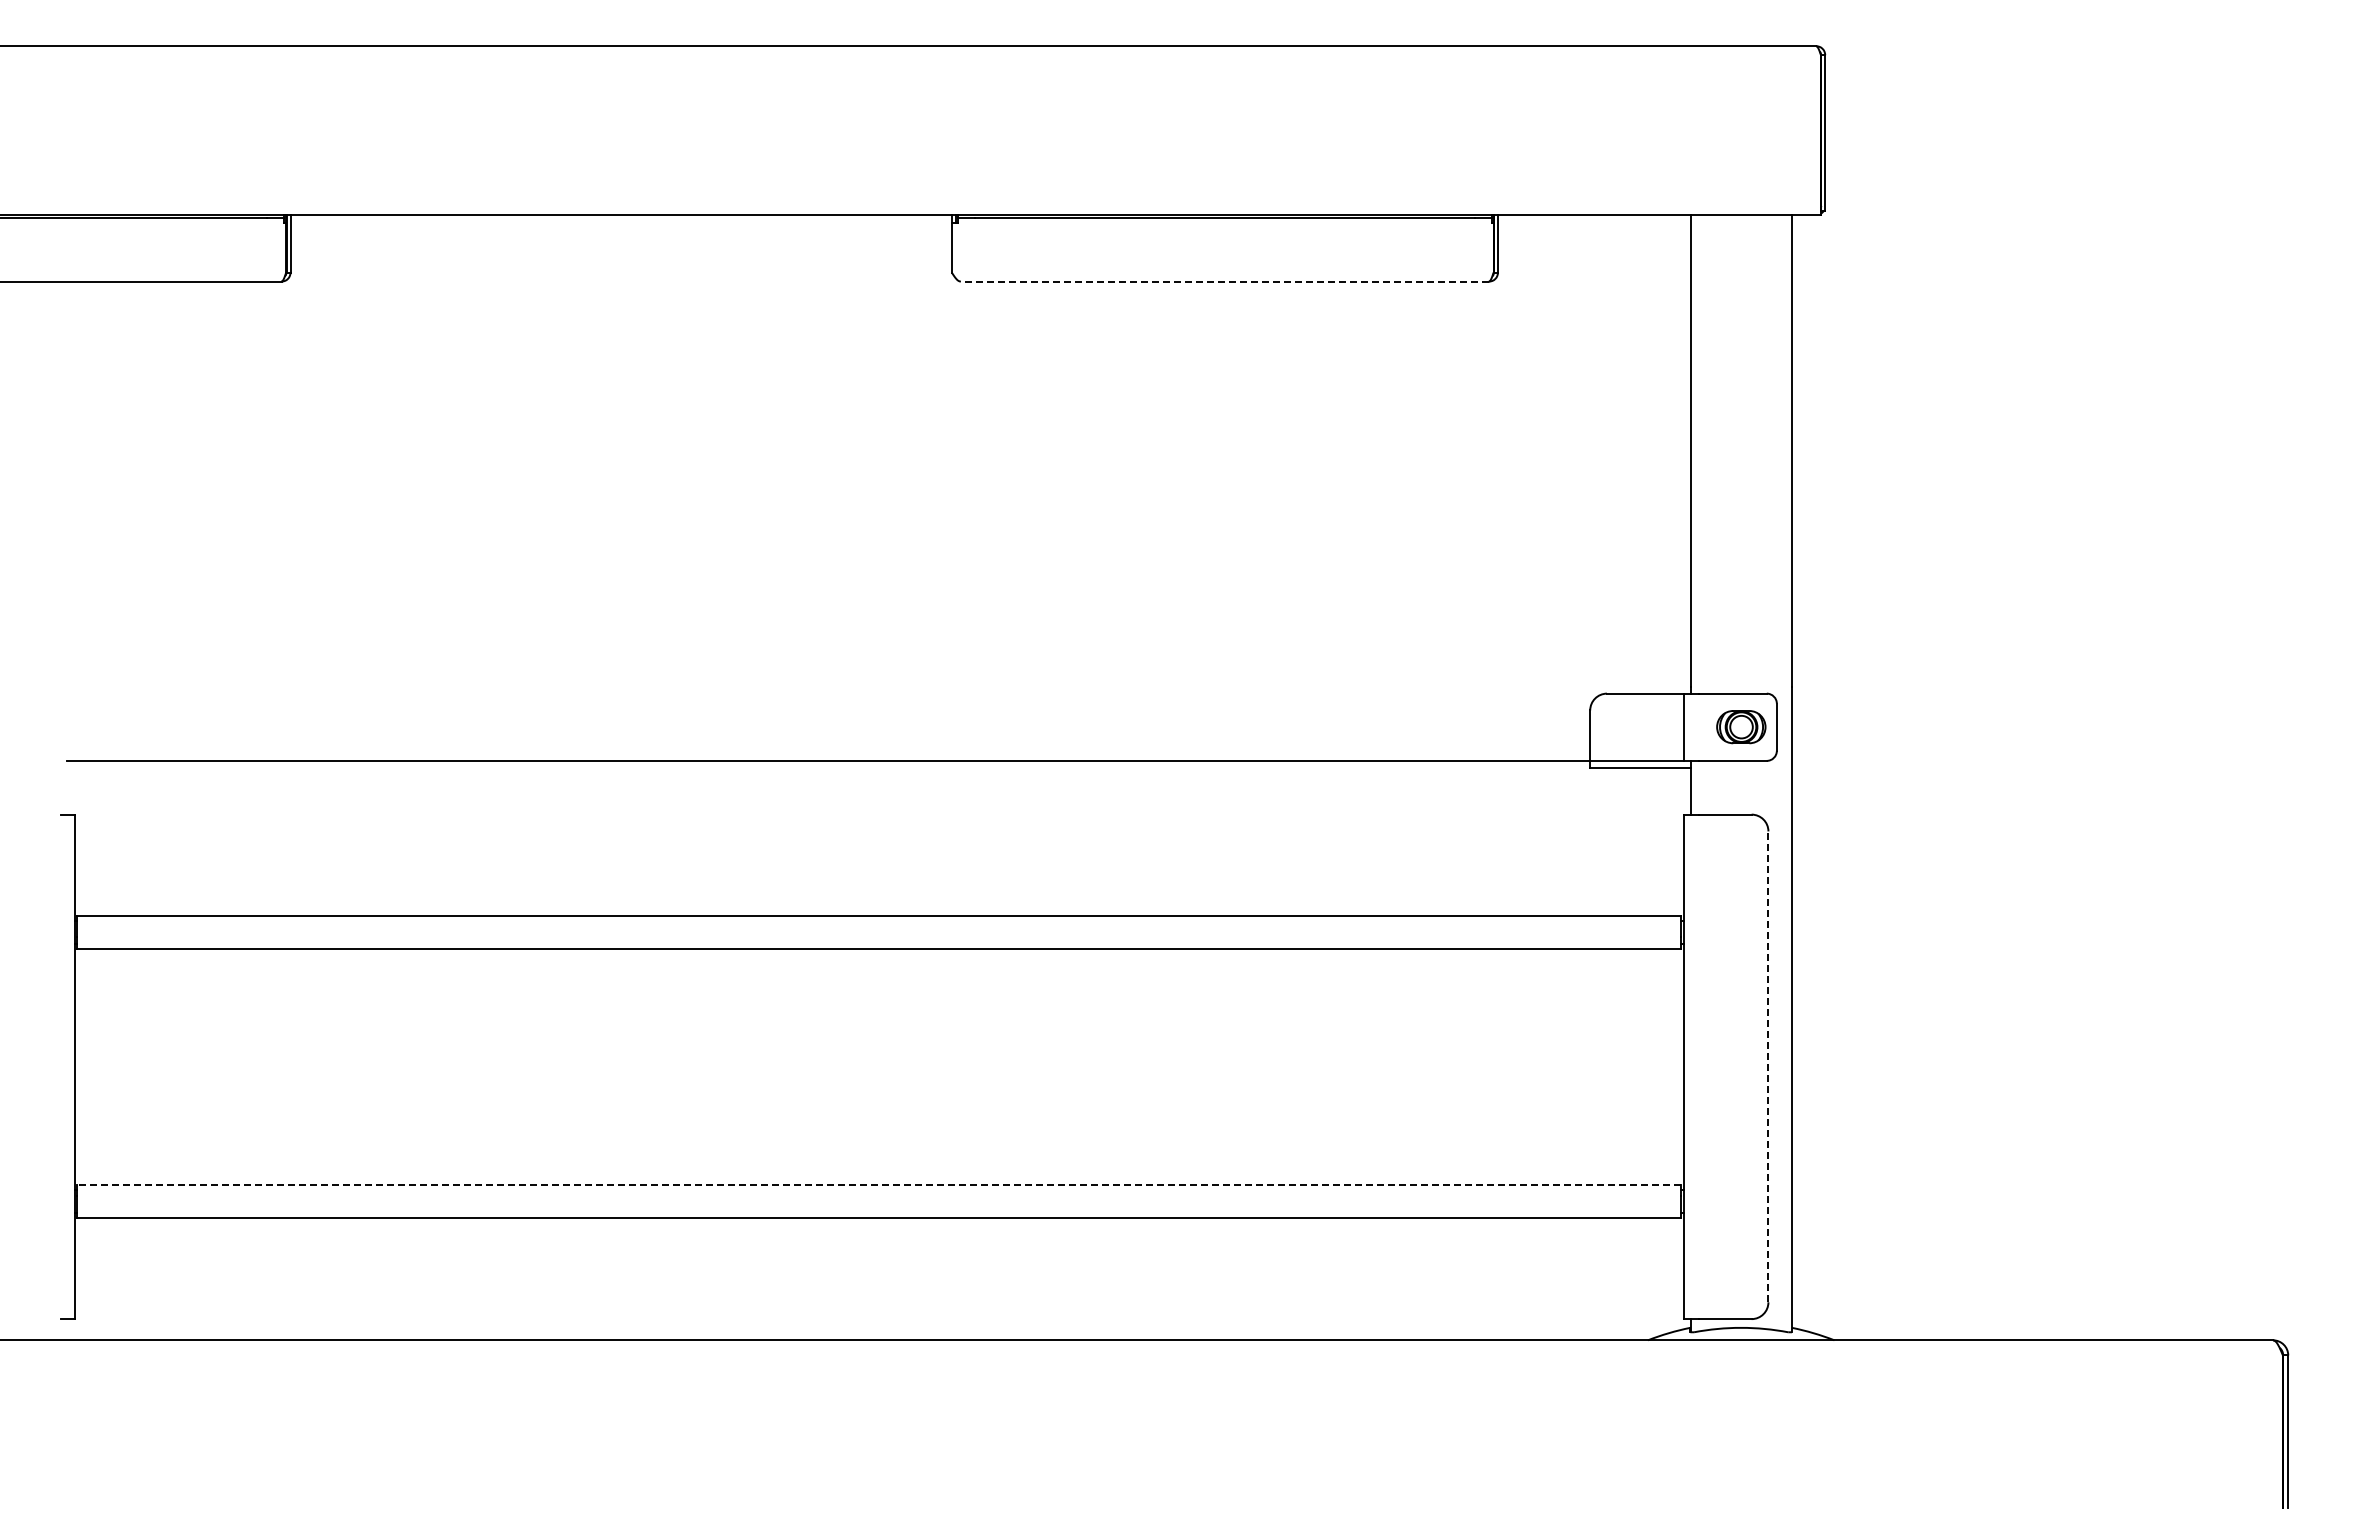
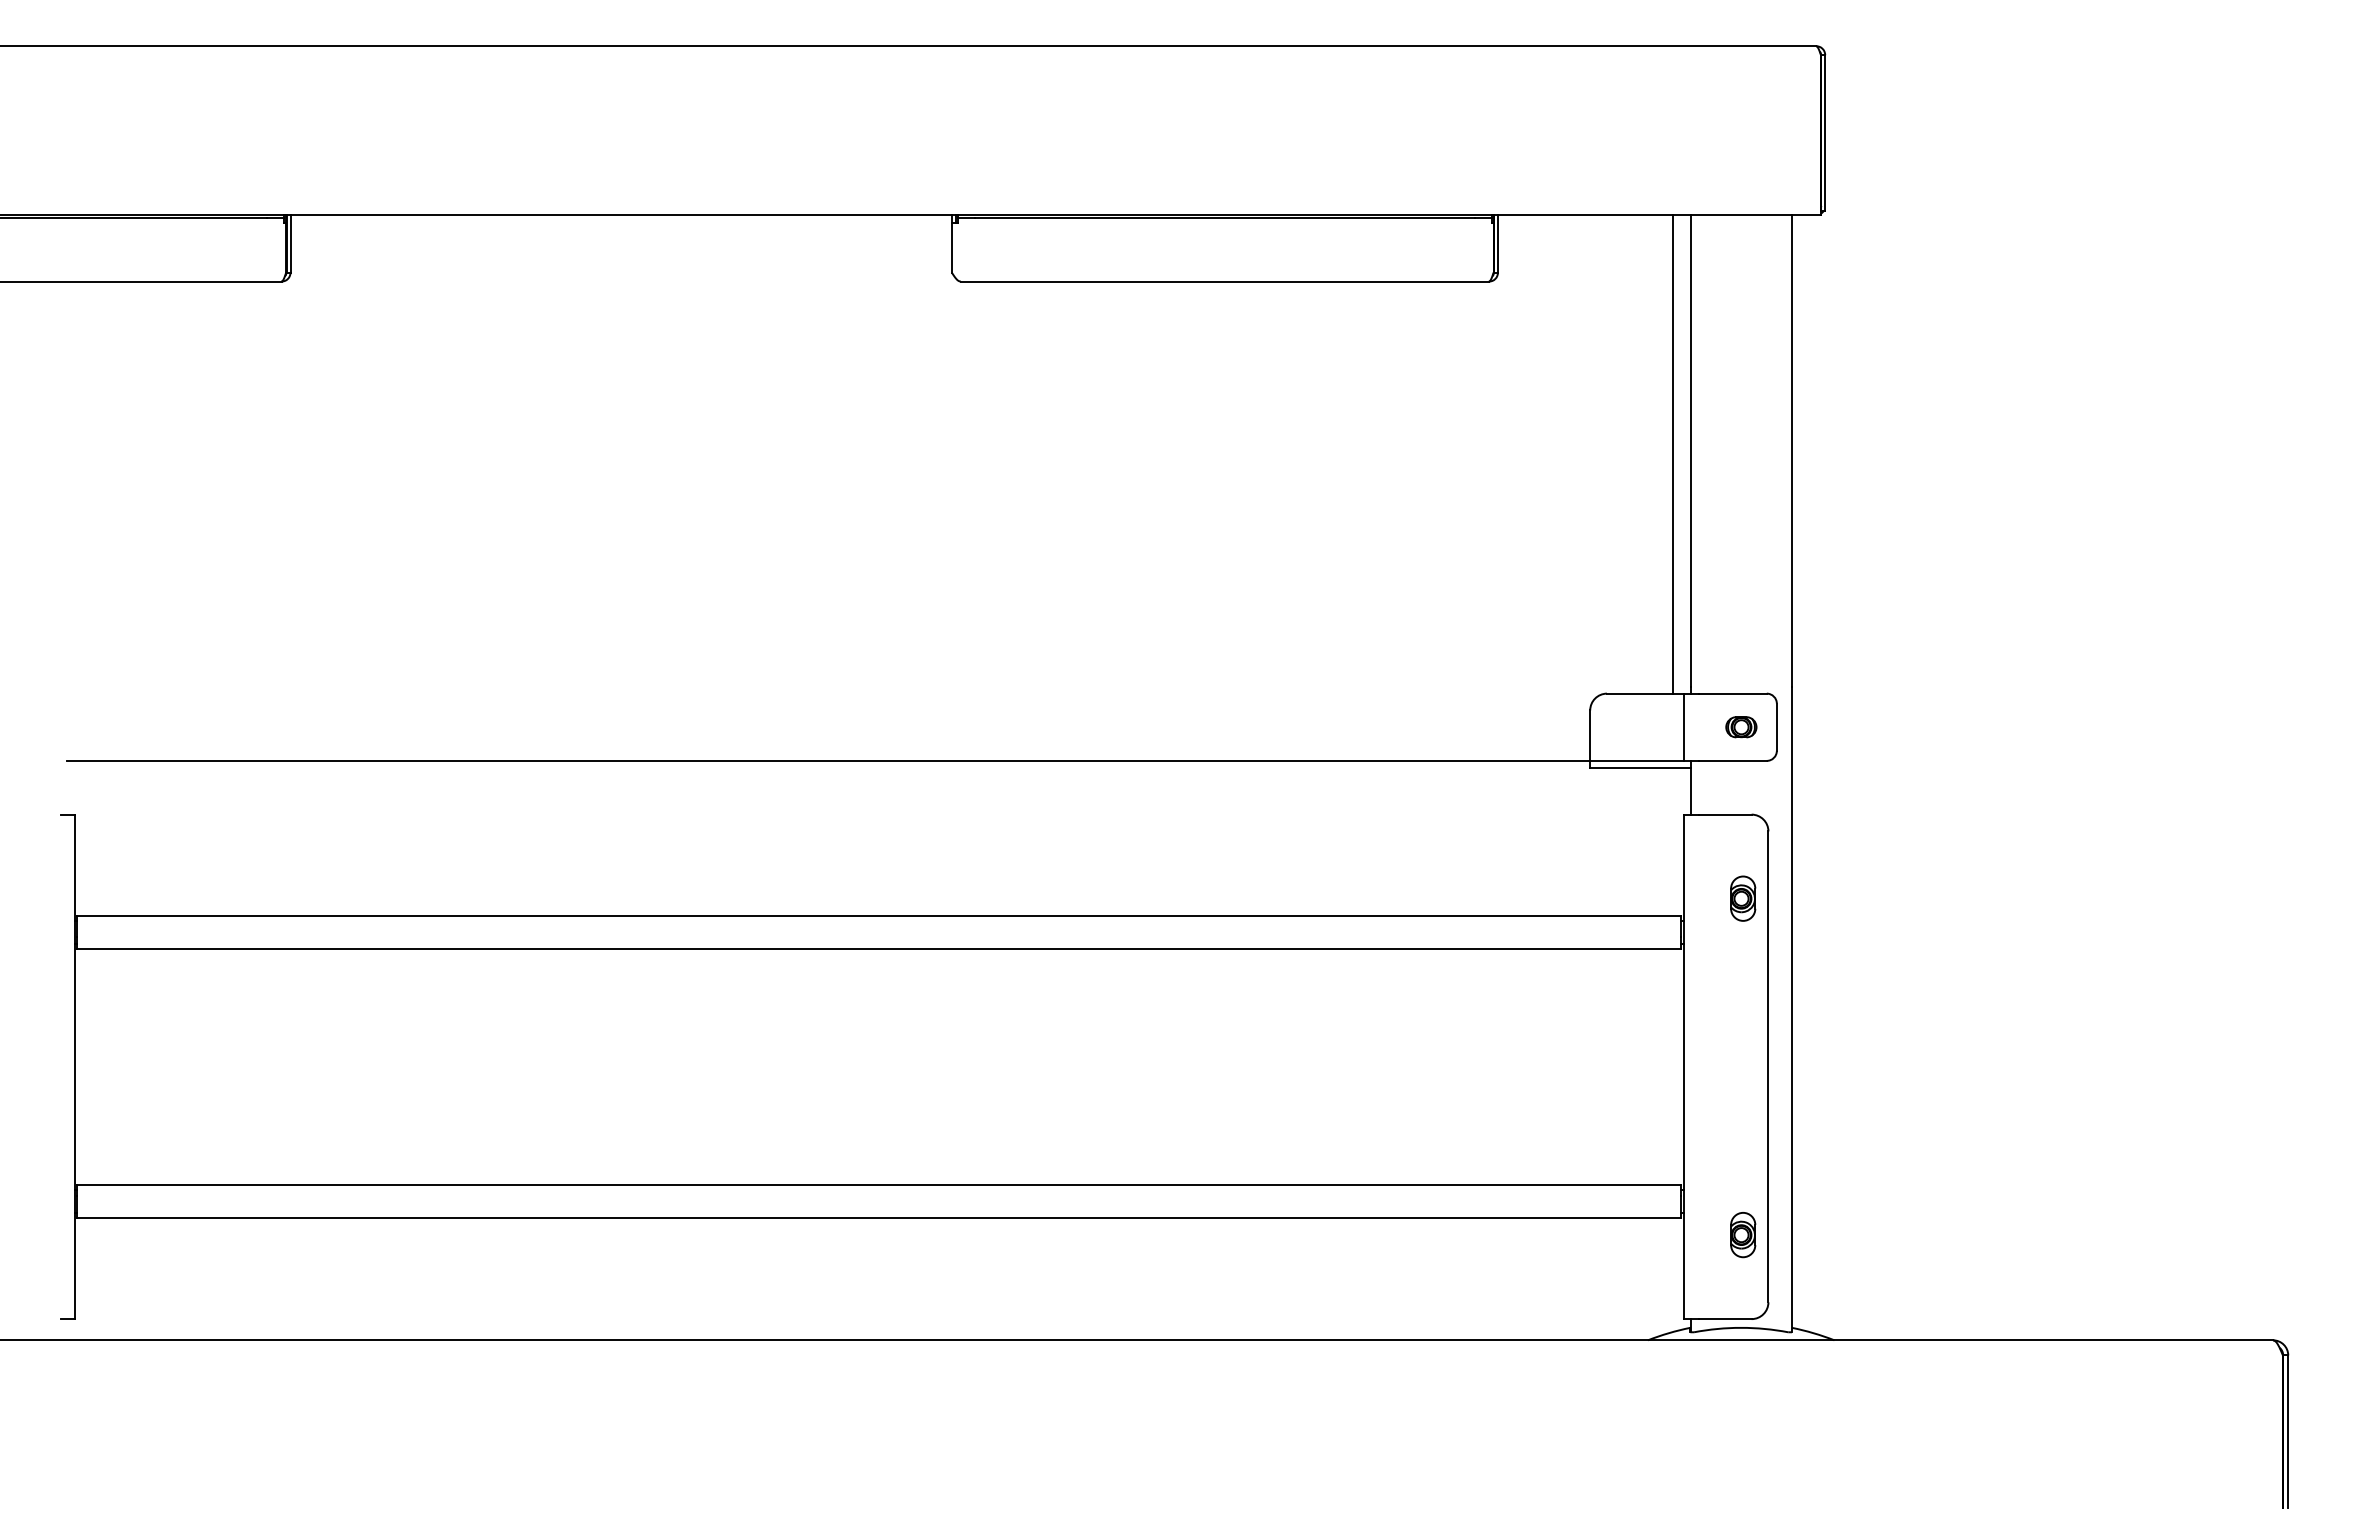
line: dashed -> solid (1224, 281)
line: none -> present (1672, 454)
part size: 51x35 px -> 33x23 px (1741, 727)
part: none -> present (1743, 898)
line: dashed -> solid (1768, 1066)
line: dashed -> solid (878, 1184)
part: none -> present (1743, 1235)
